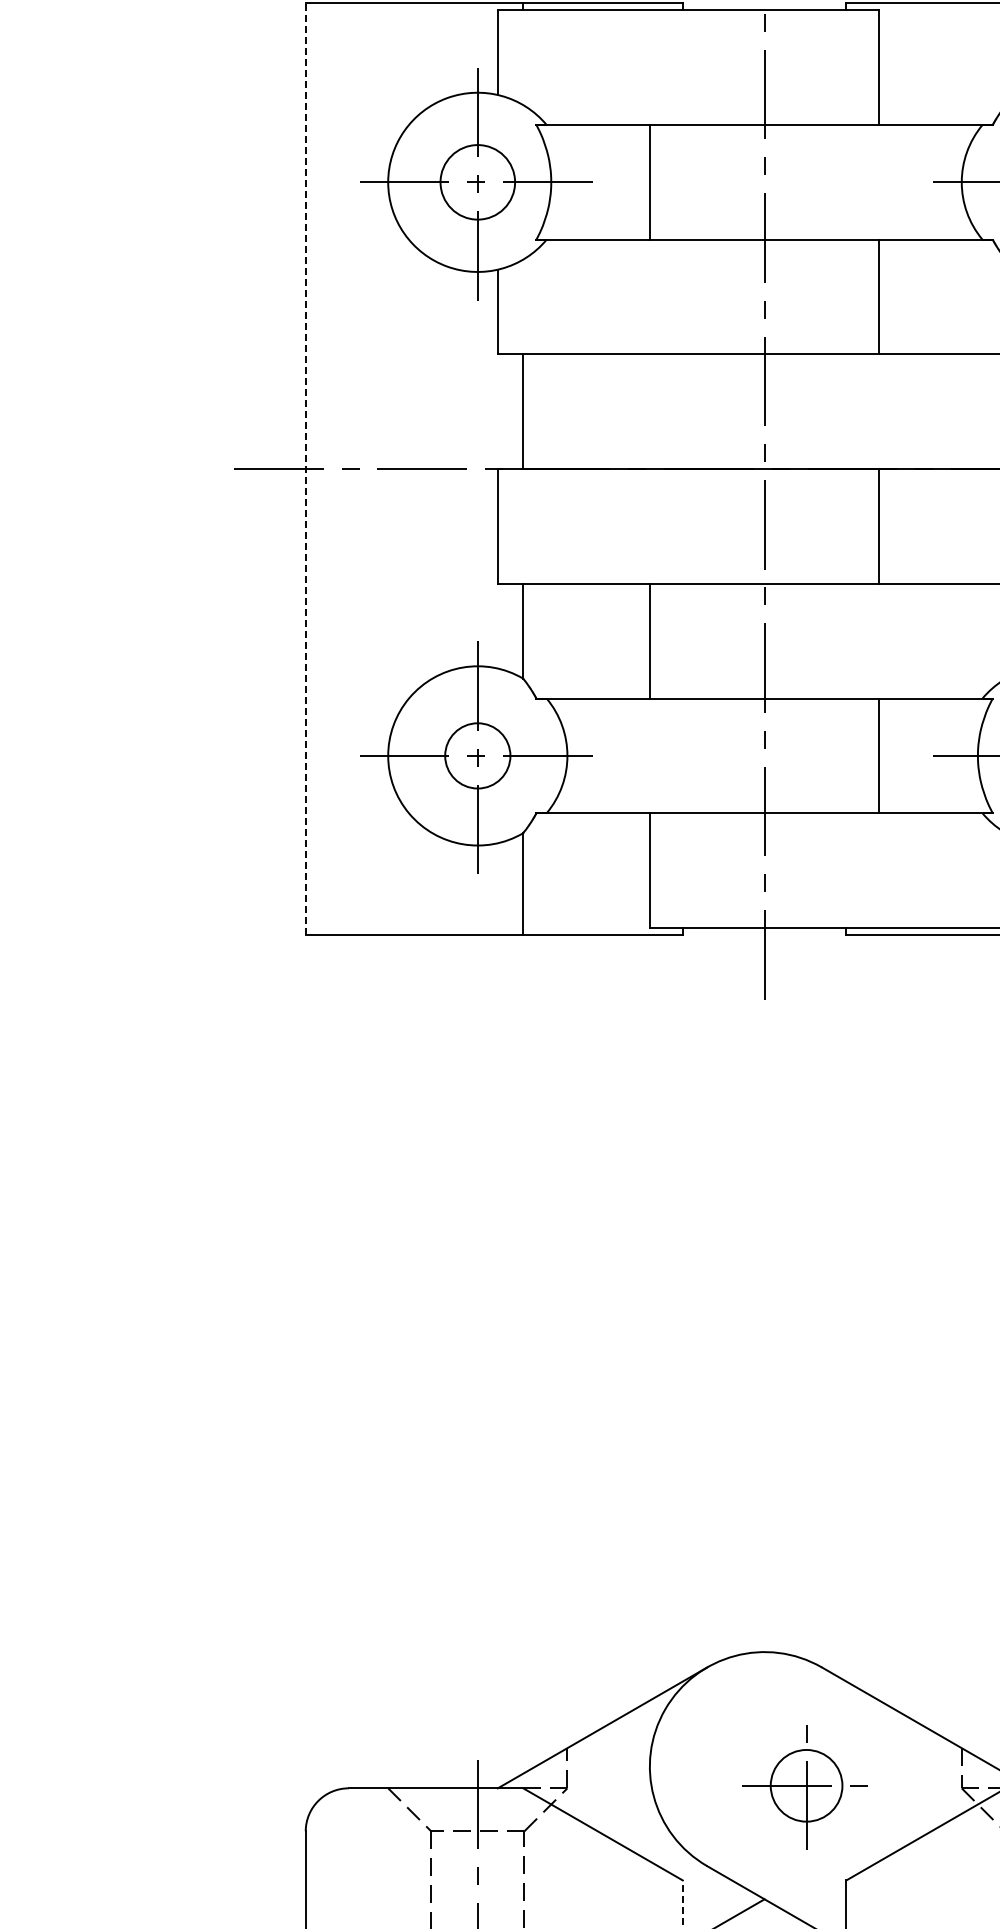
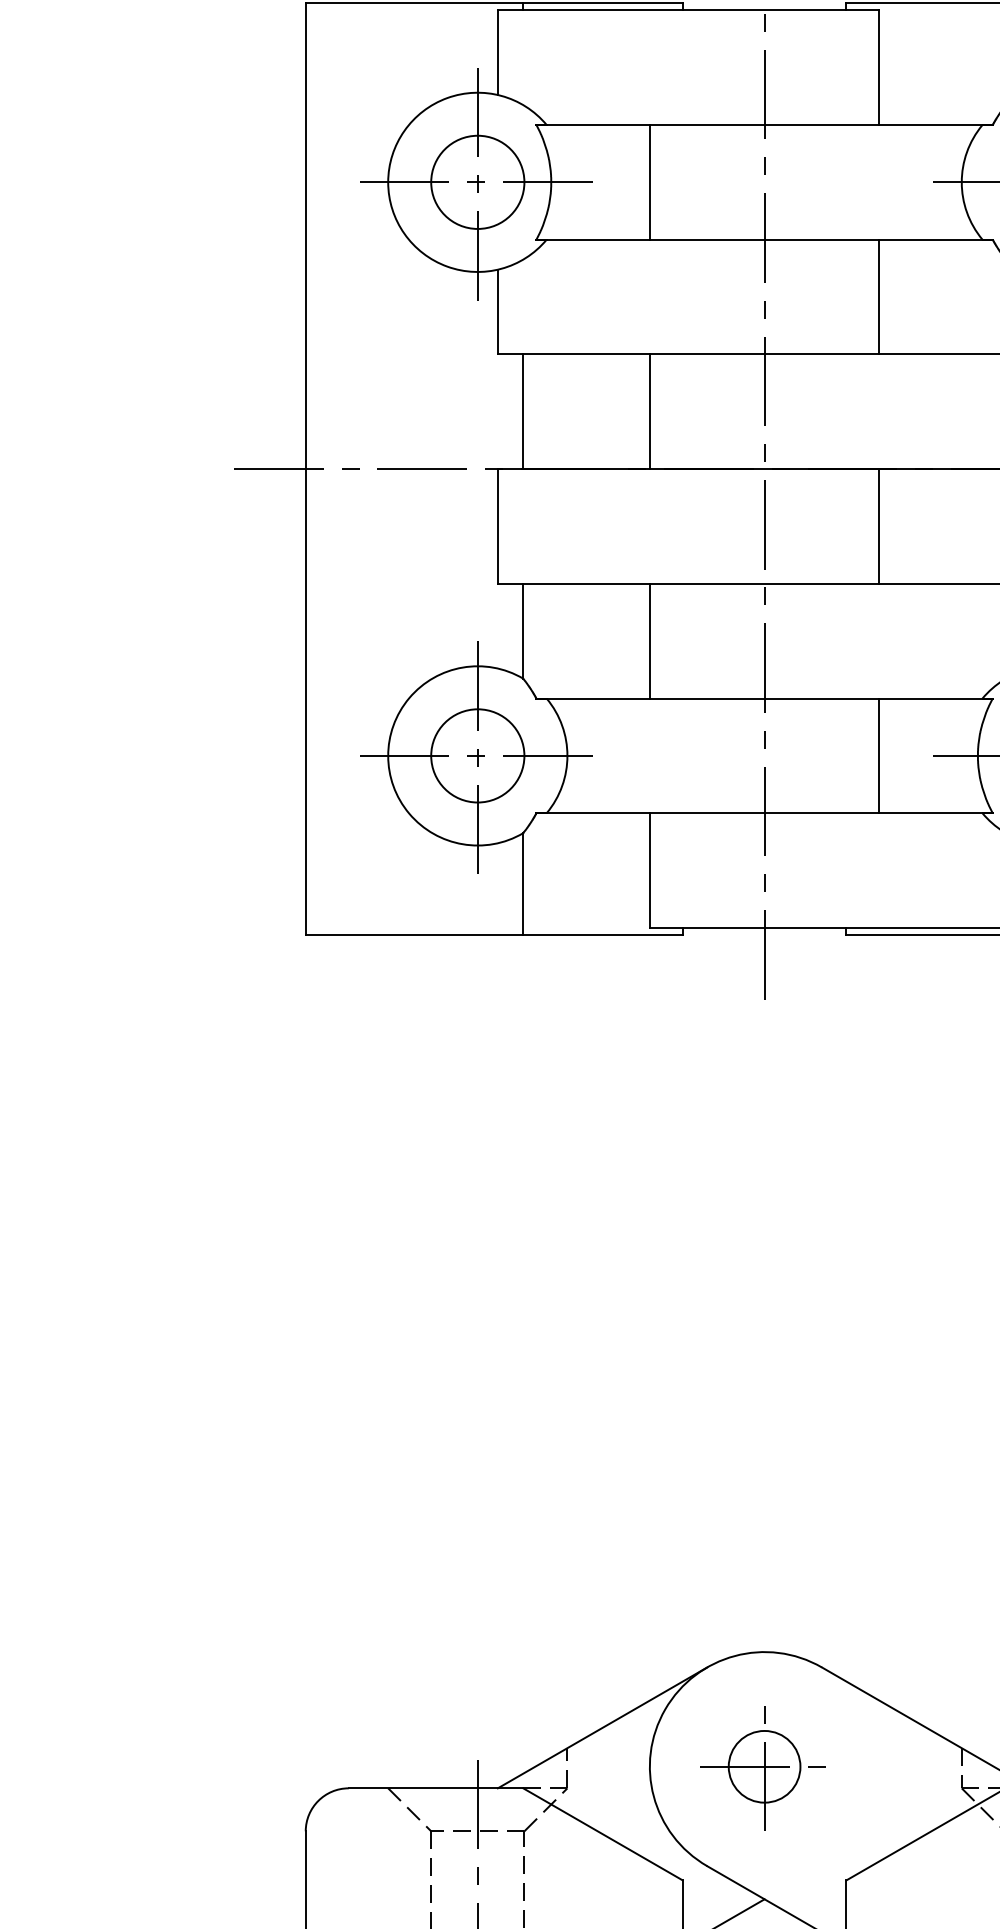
circle diameter: 75 px -> 93 px (477, 181)
line: none -> present (649, 411)
line: dashed -> solid (305, 468)
circle diameter: 65 px -> 93 px (477, 755)
part position: (804, 1787) -> (762, 1768) (762, 1768)
line: dashed -> solid (682, 1904)
